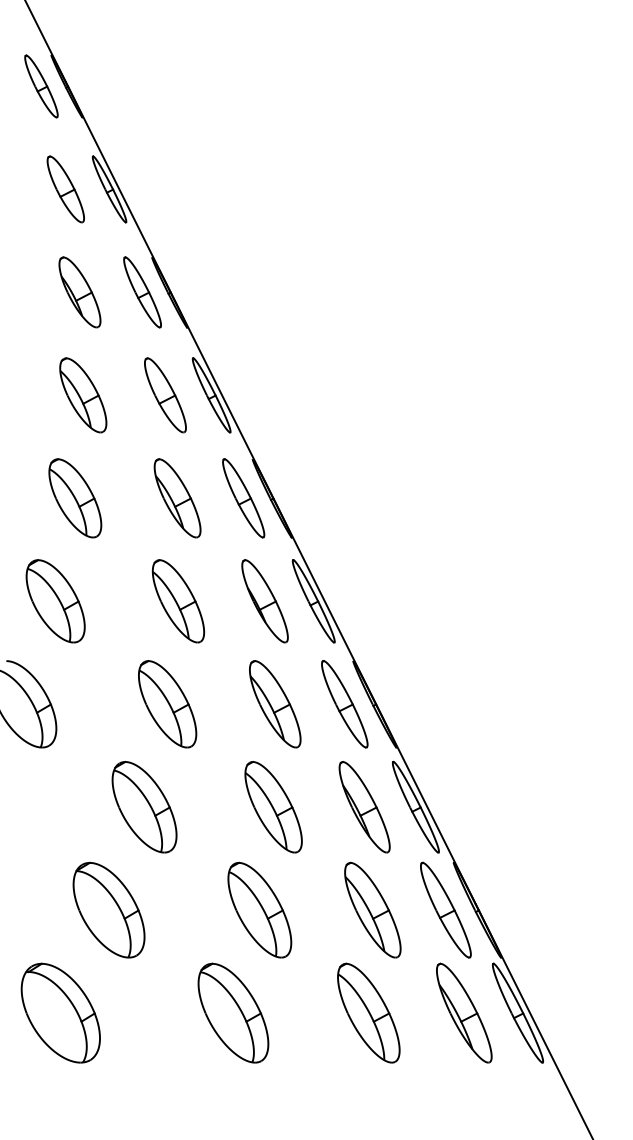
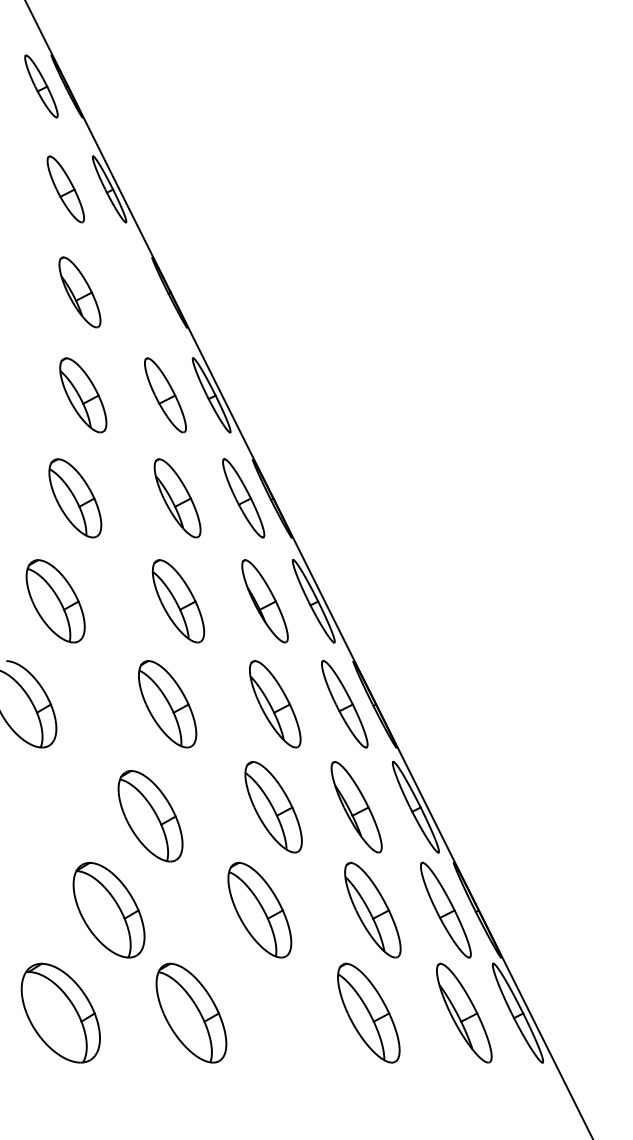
part: present -> none (142, 292)
part position: (144, 806) -> (150, 815) (150, 815)
part position: (364, 807) -> (356, 807) (356, 807)
part position: (233, 1012) -> (191, 1012) (191, 1012)
